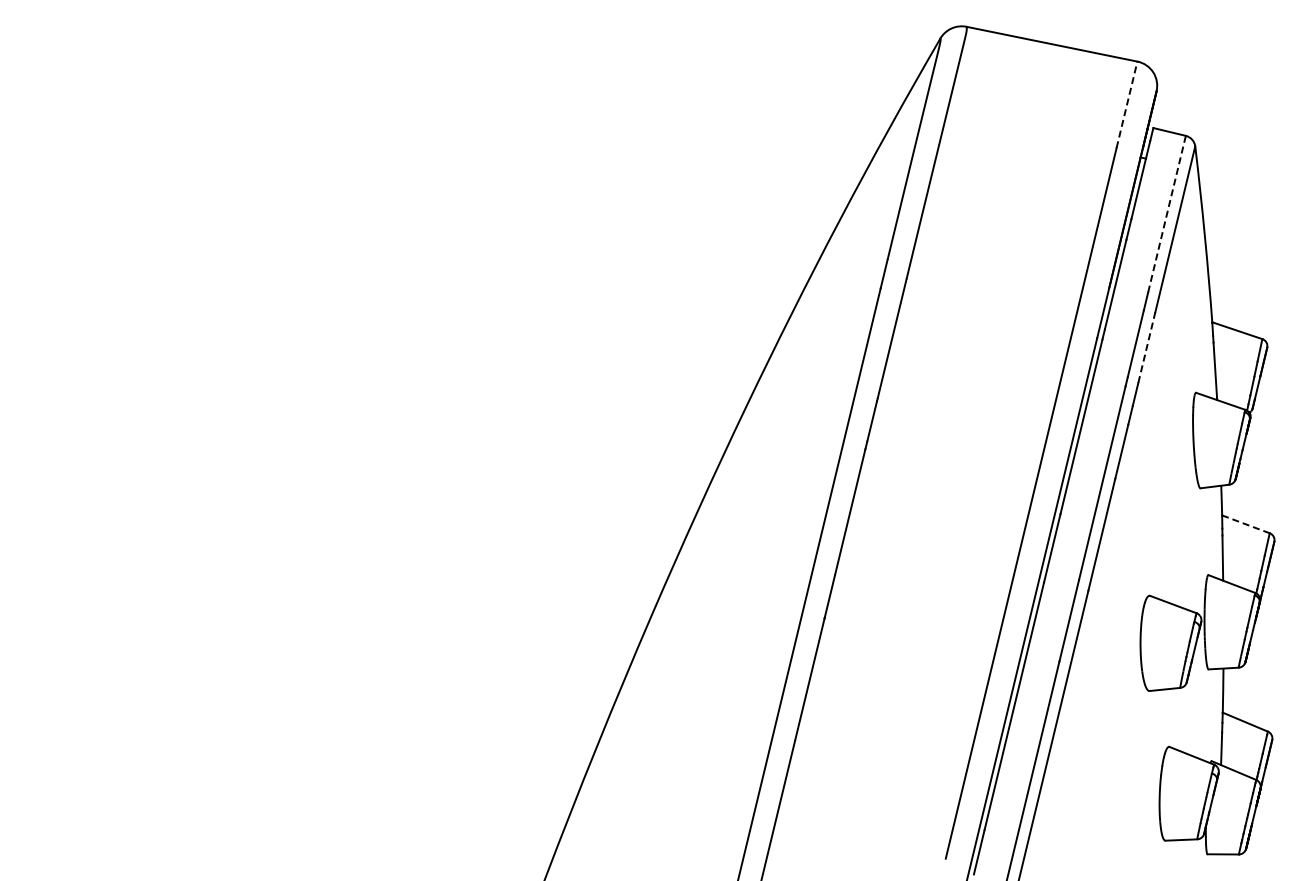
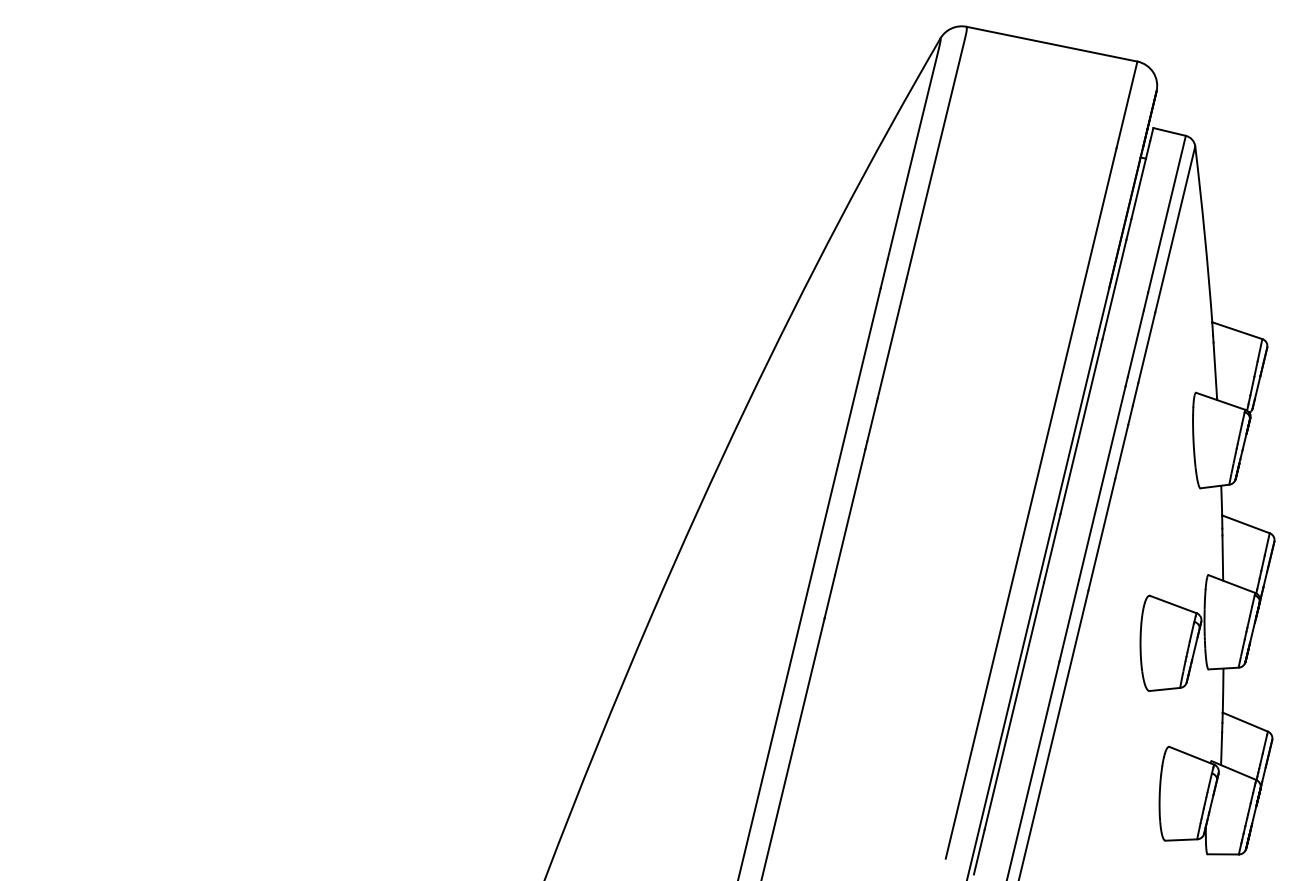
line: dashed -> solid (1126, 104)
line: dashed -> solid (1167, 214)
line: dashed -> solid (1146, 347)
line: dashed -> solid (1246, 524)
